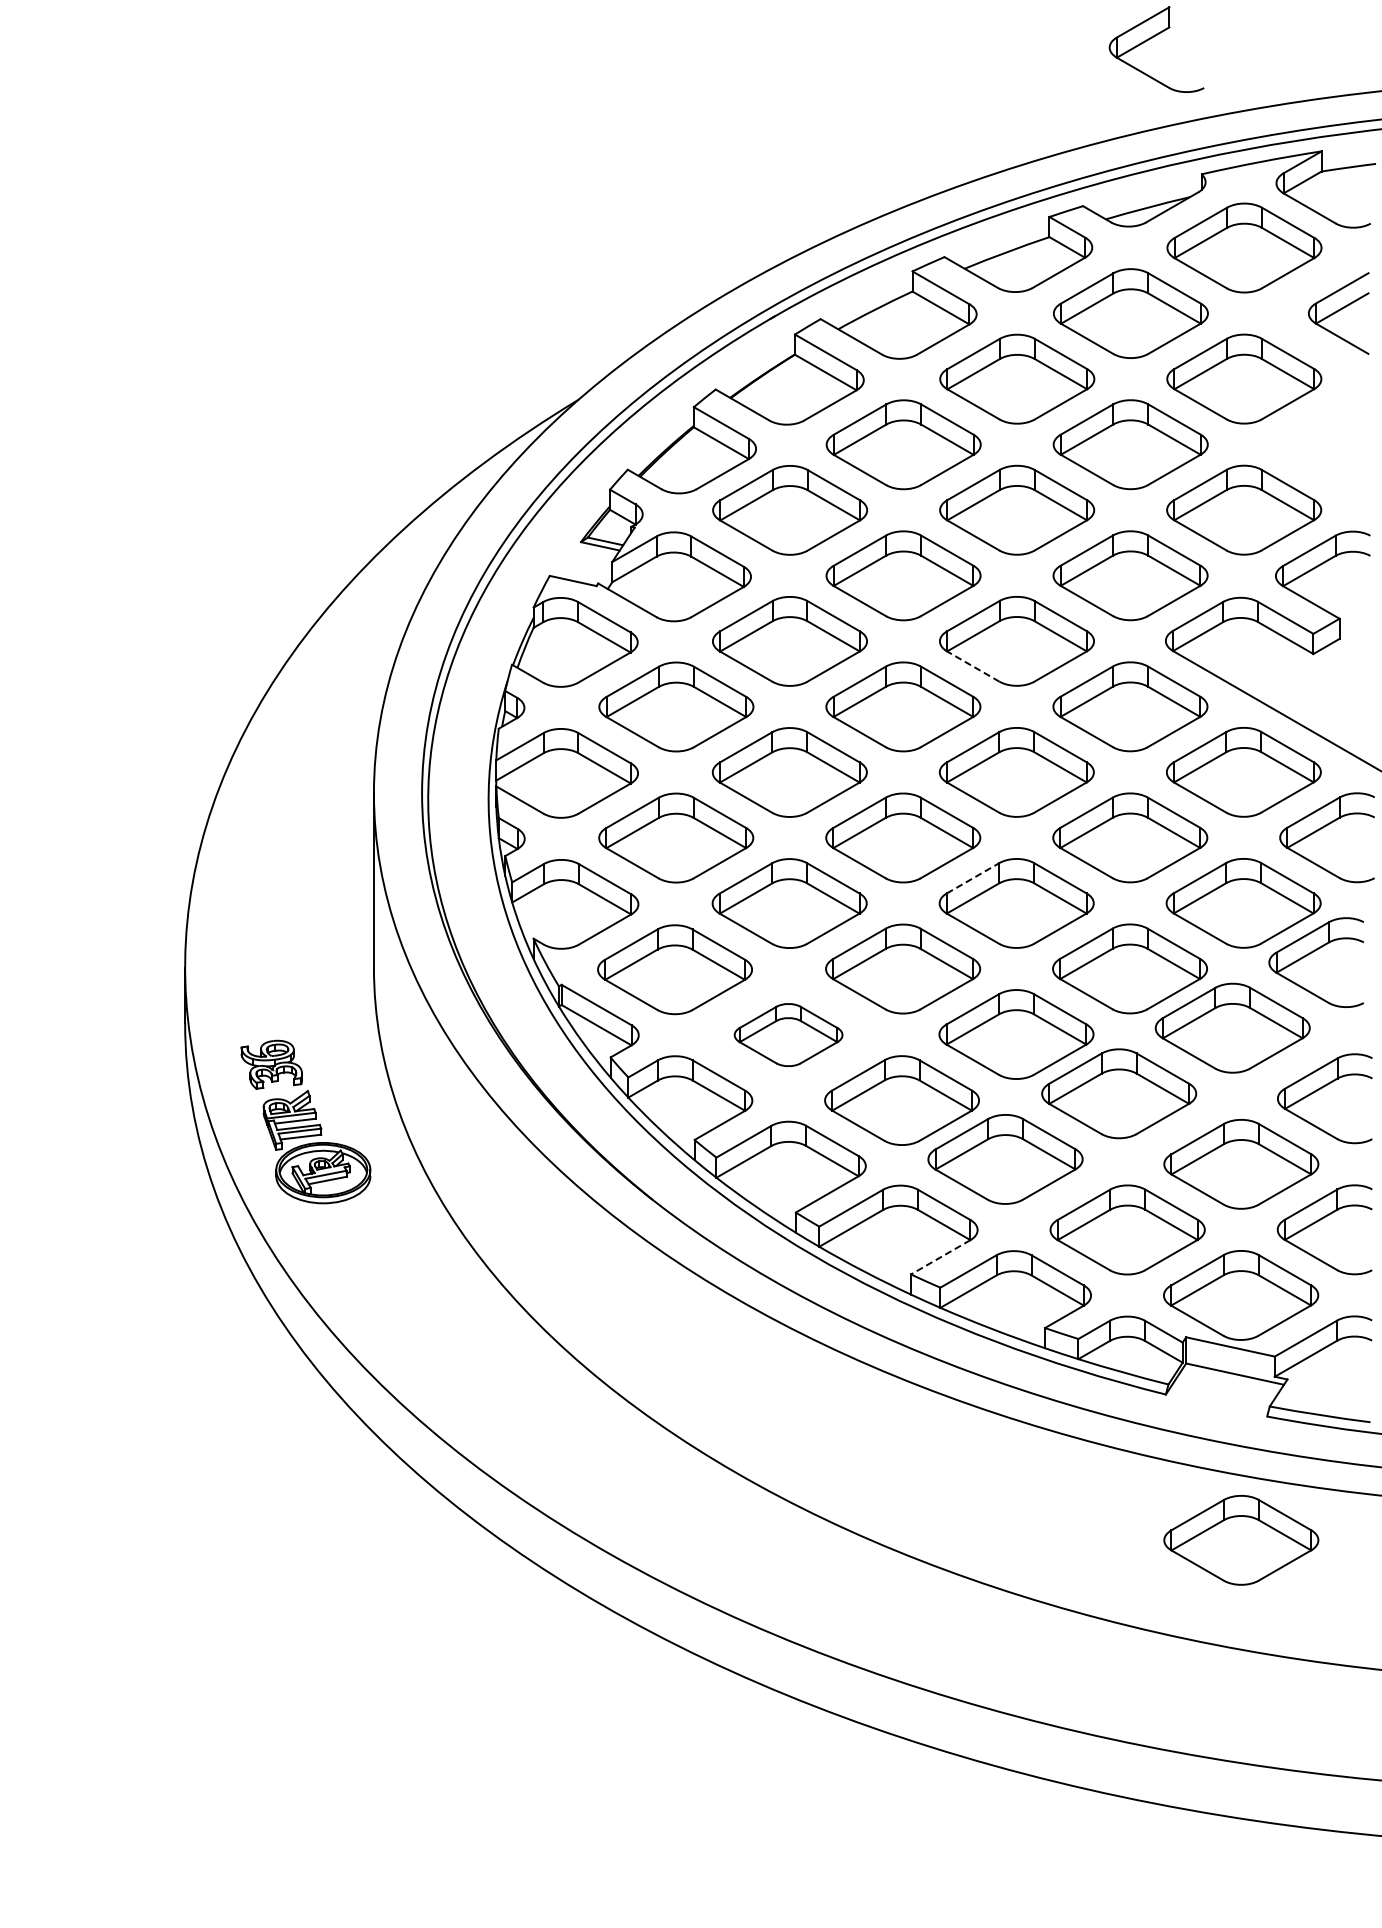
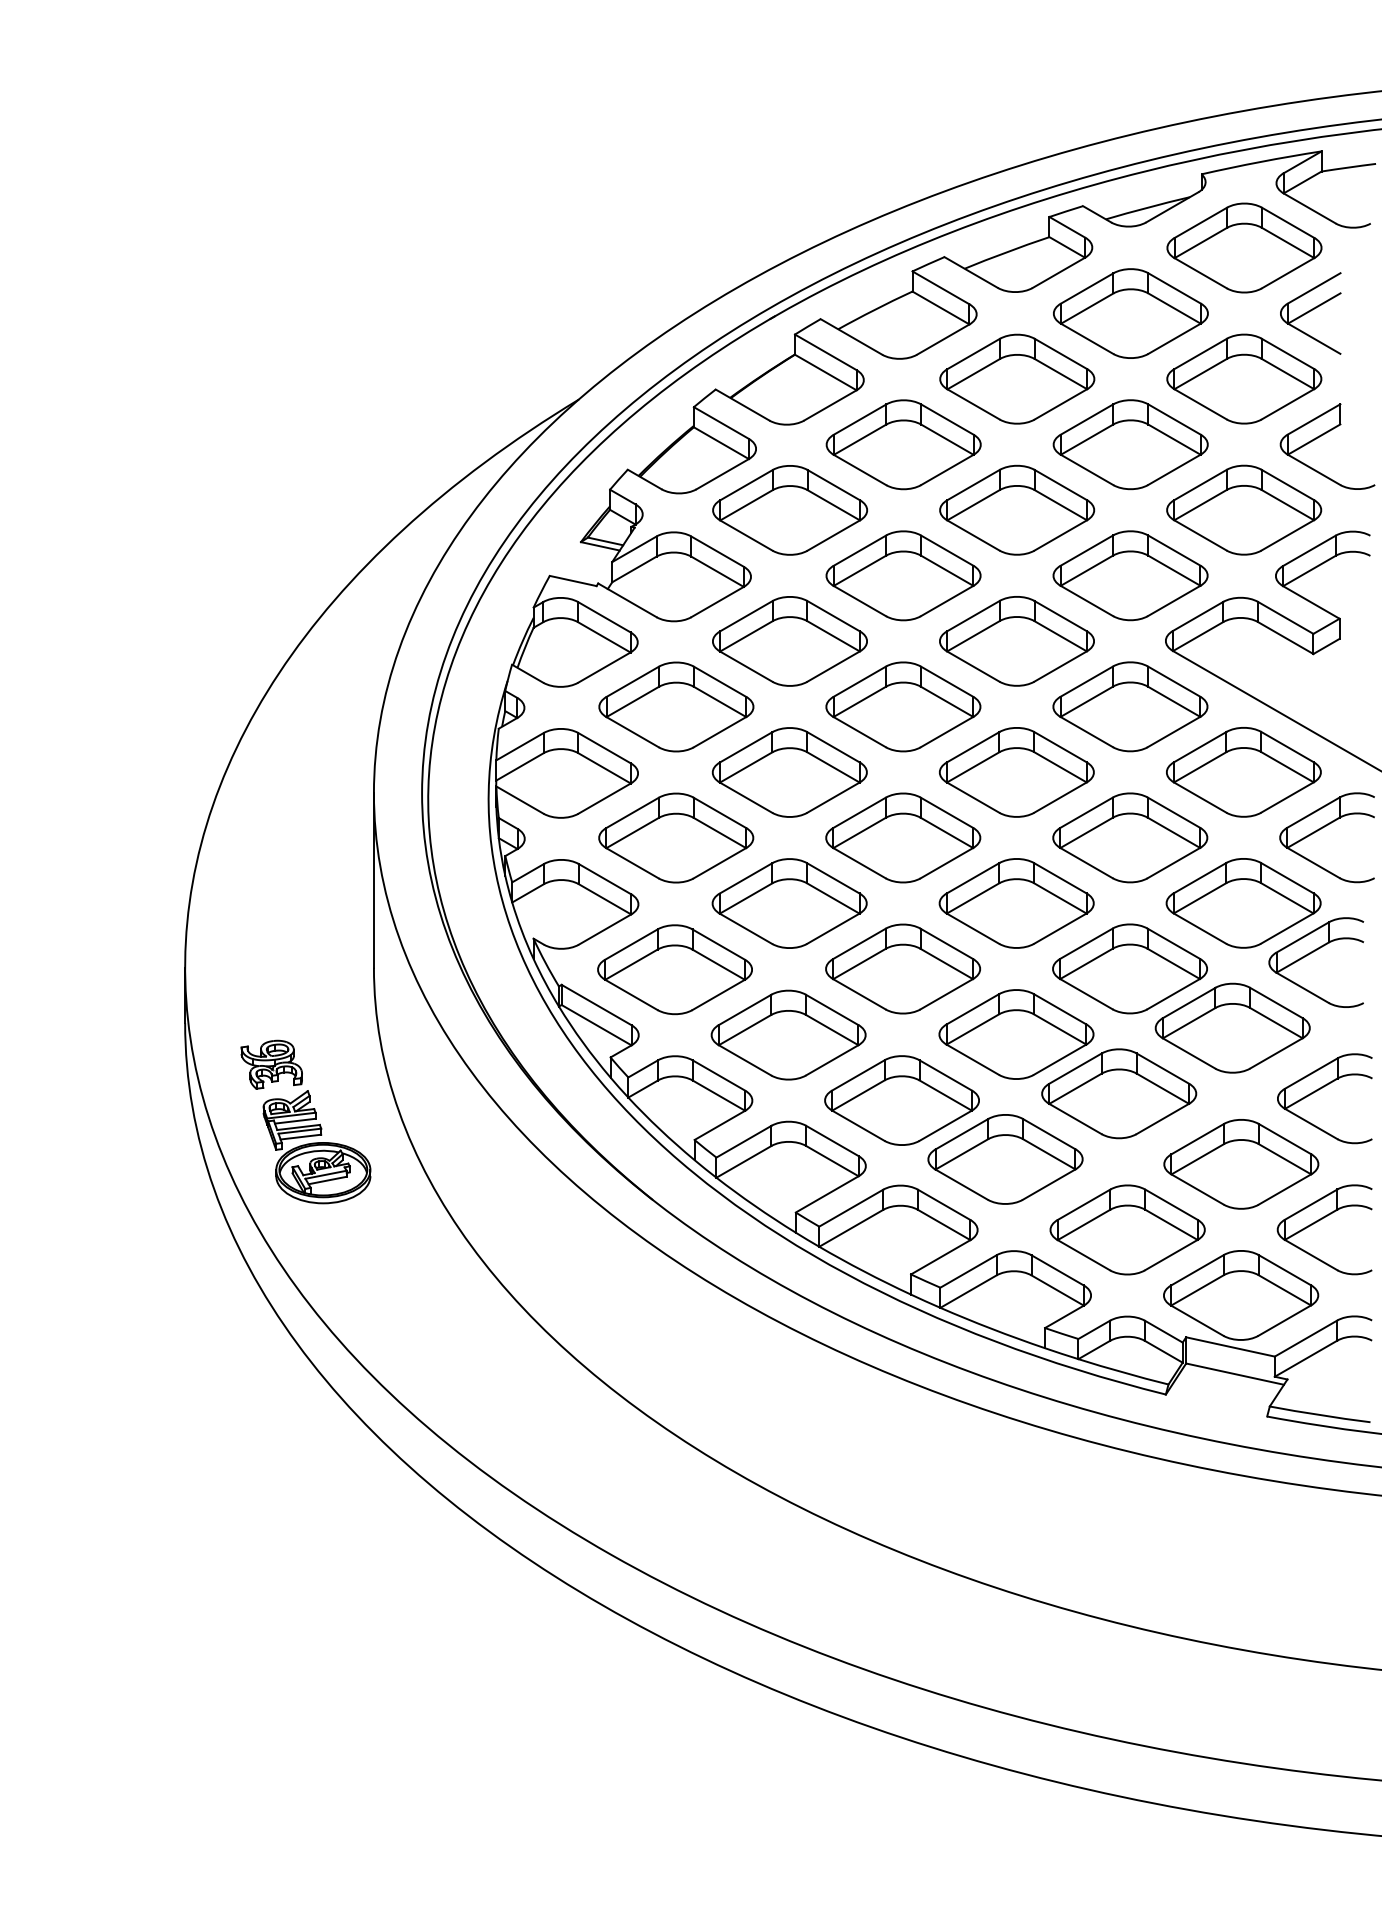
part position: (1150, 39) -> (1321, 436) (1321, 436)
part position: (1338, 313) -> (1310, 313) (1310, 313)
line: dashed -> solid (972, 666)
line: dashed -> solid (973, 878)
part size: 111x64 px -> 157x92 px (788, 1034)
line: dashed -> solid (940, 1257)
part: present -> none (1241, 1540)
